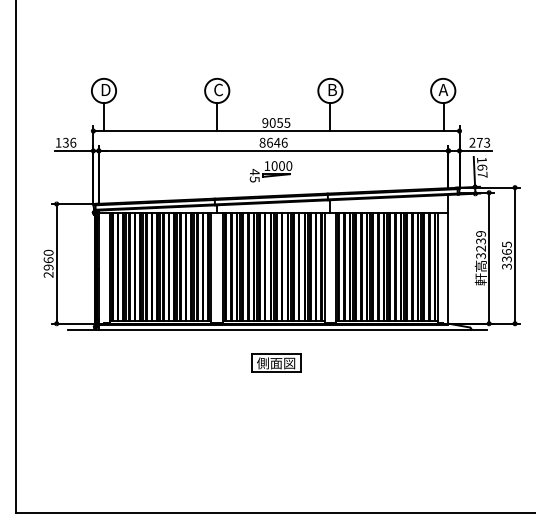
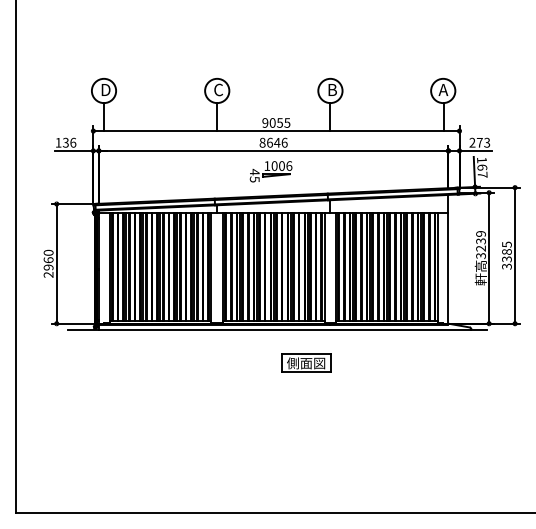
text: 1000 -> 1006 (289, 165)
text: 3365 -> 3385 (506, 251)
part position: (276, 362) -> (306, 362) (306, 362)
